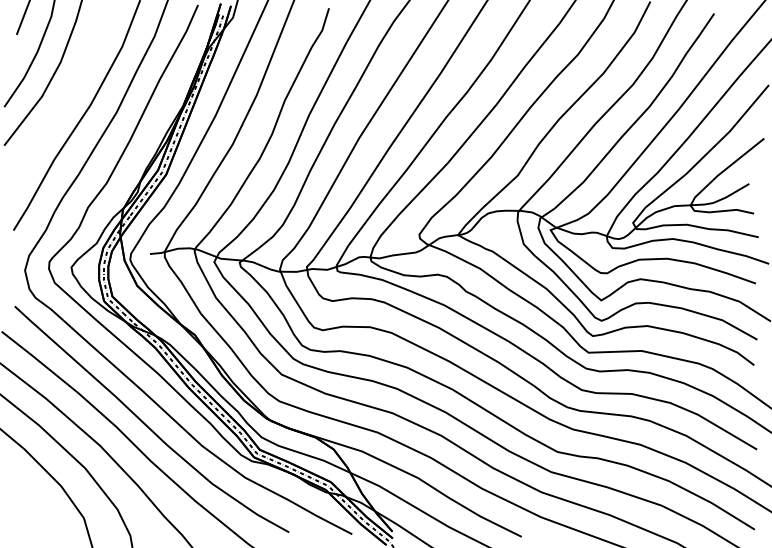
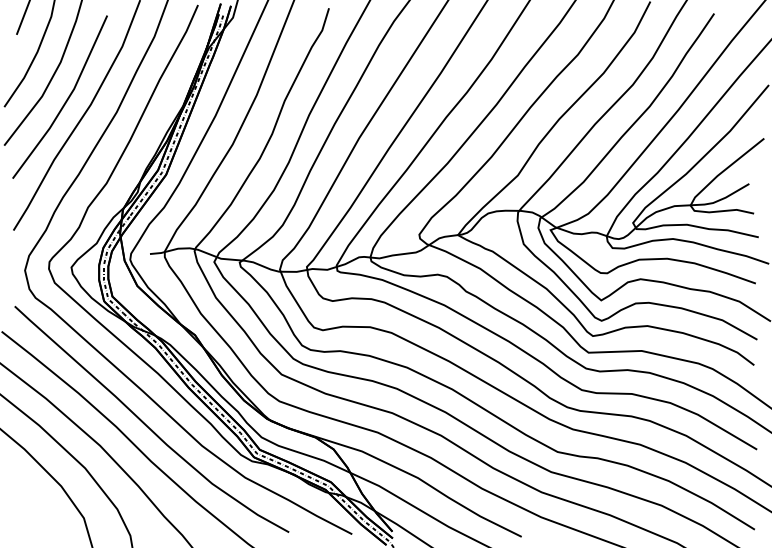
line: none -> present (65, 100)
